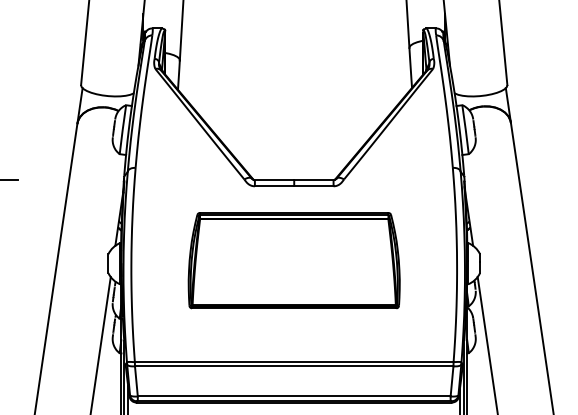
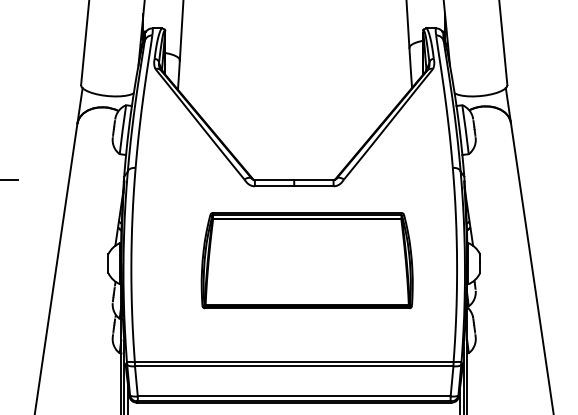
part position: (293, 260) -> (306, 260) (306, 260)
line: present -> none (100, 344)
line: present -> none (487, 344)
